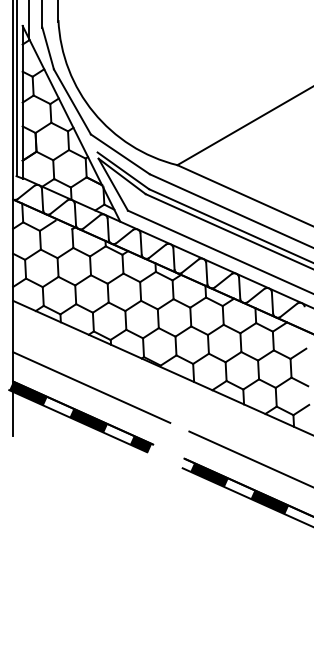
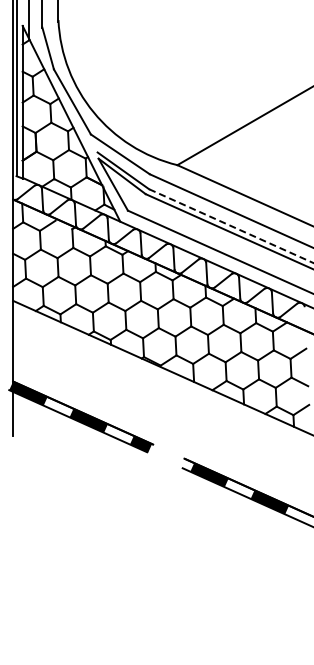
line: solid -> dashed (231, 226)
line: present -> none (91, 387)
line: present -> none (249, 458)
